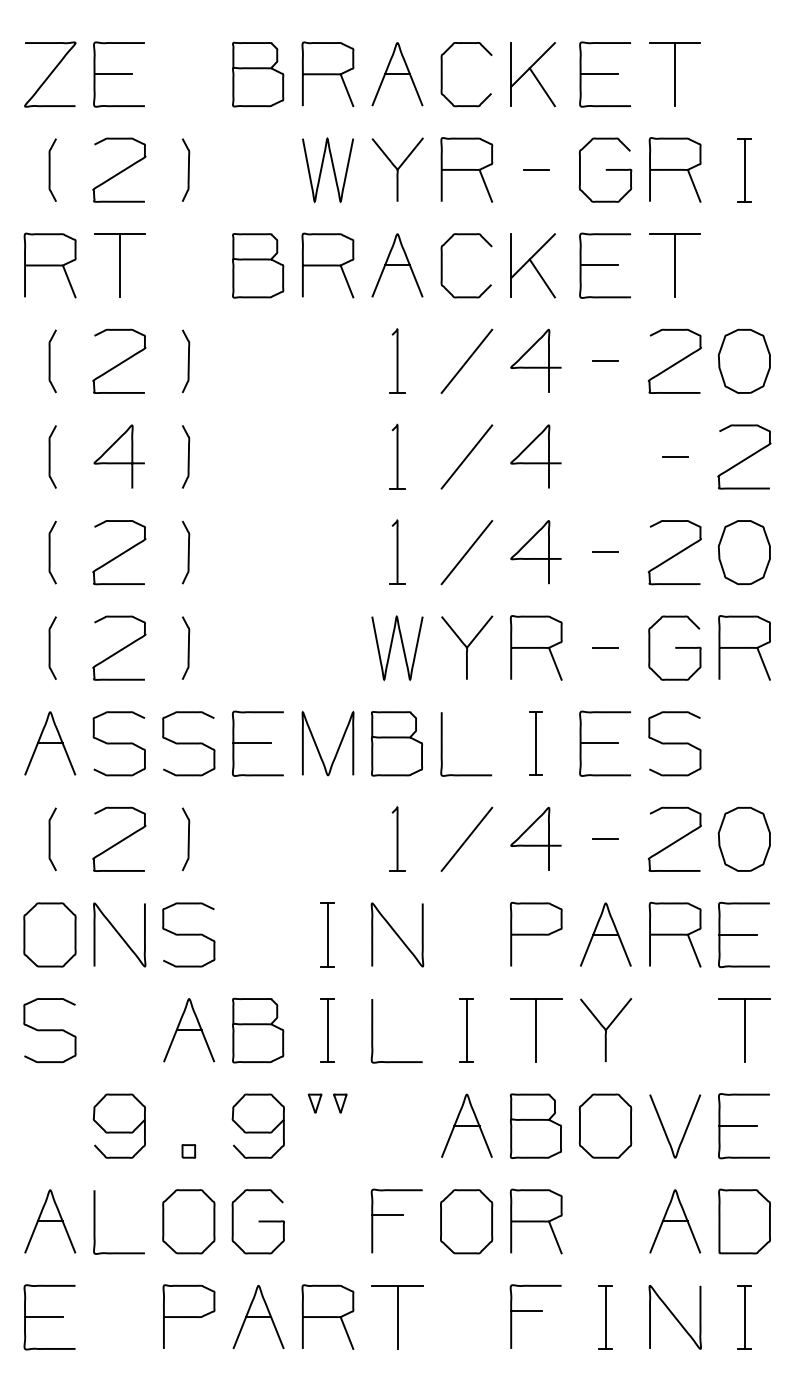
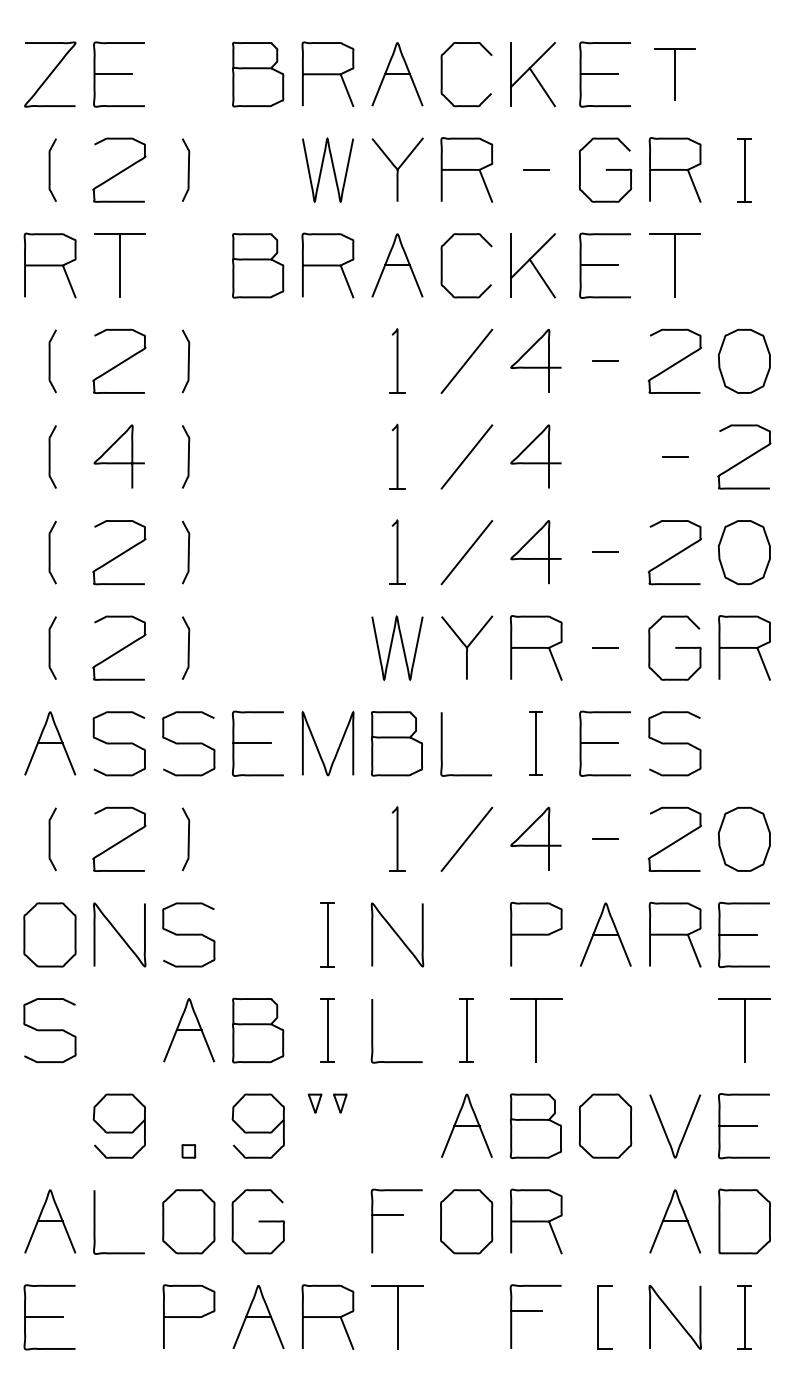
part size: 52x65 px -> 42x53 px (674, 74)
part: present -> none (605, 1030)
line position: (605, 1316) -> (597, 1316) (597, 1316)
